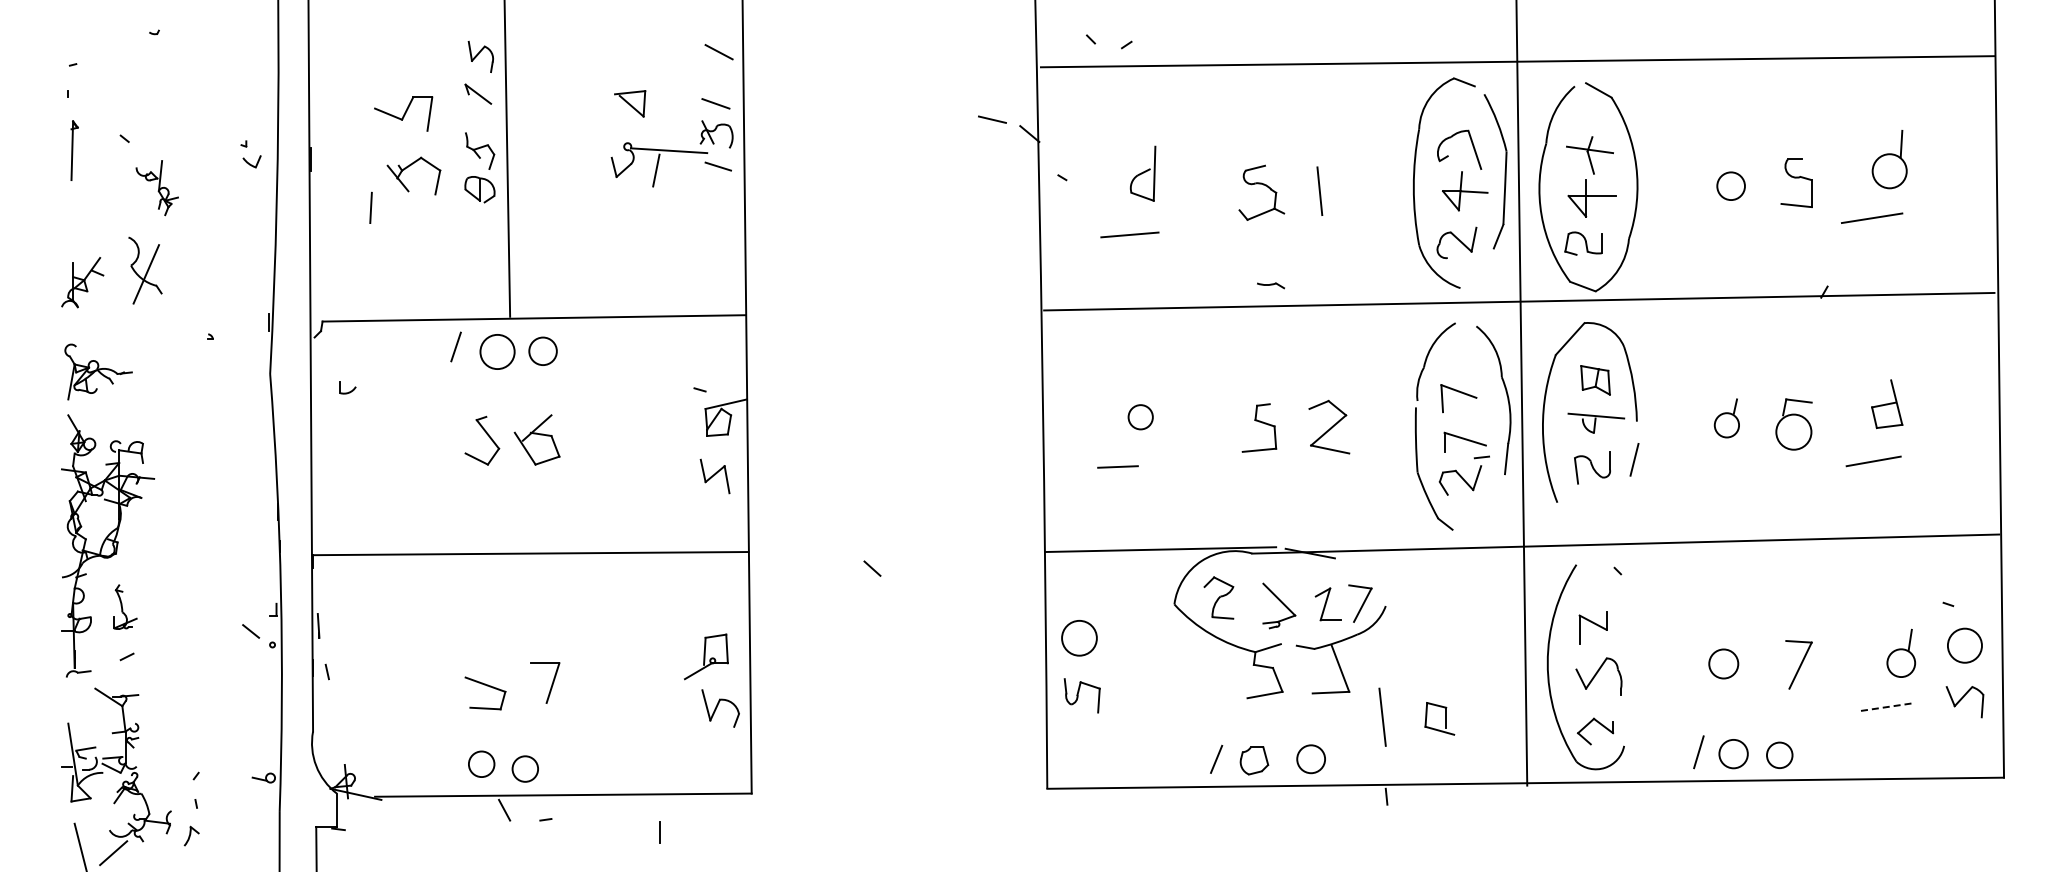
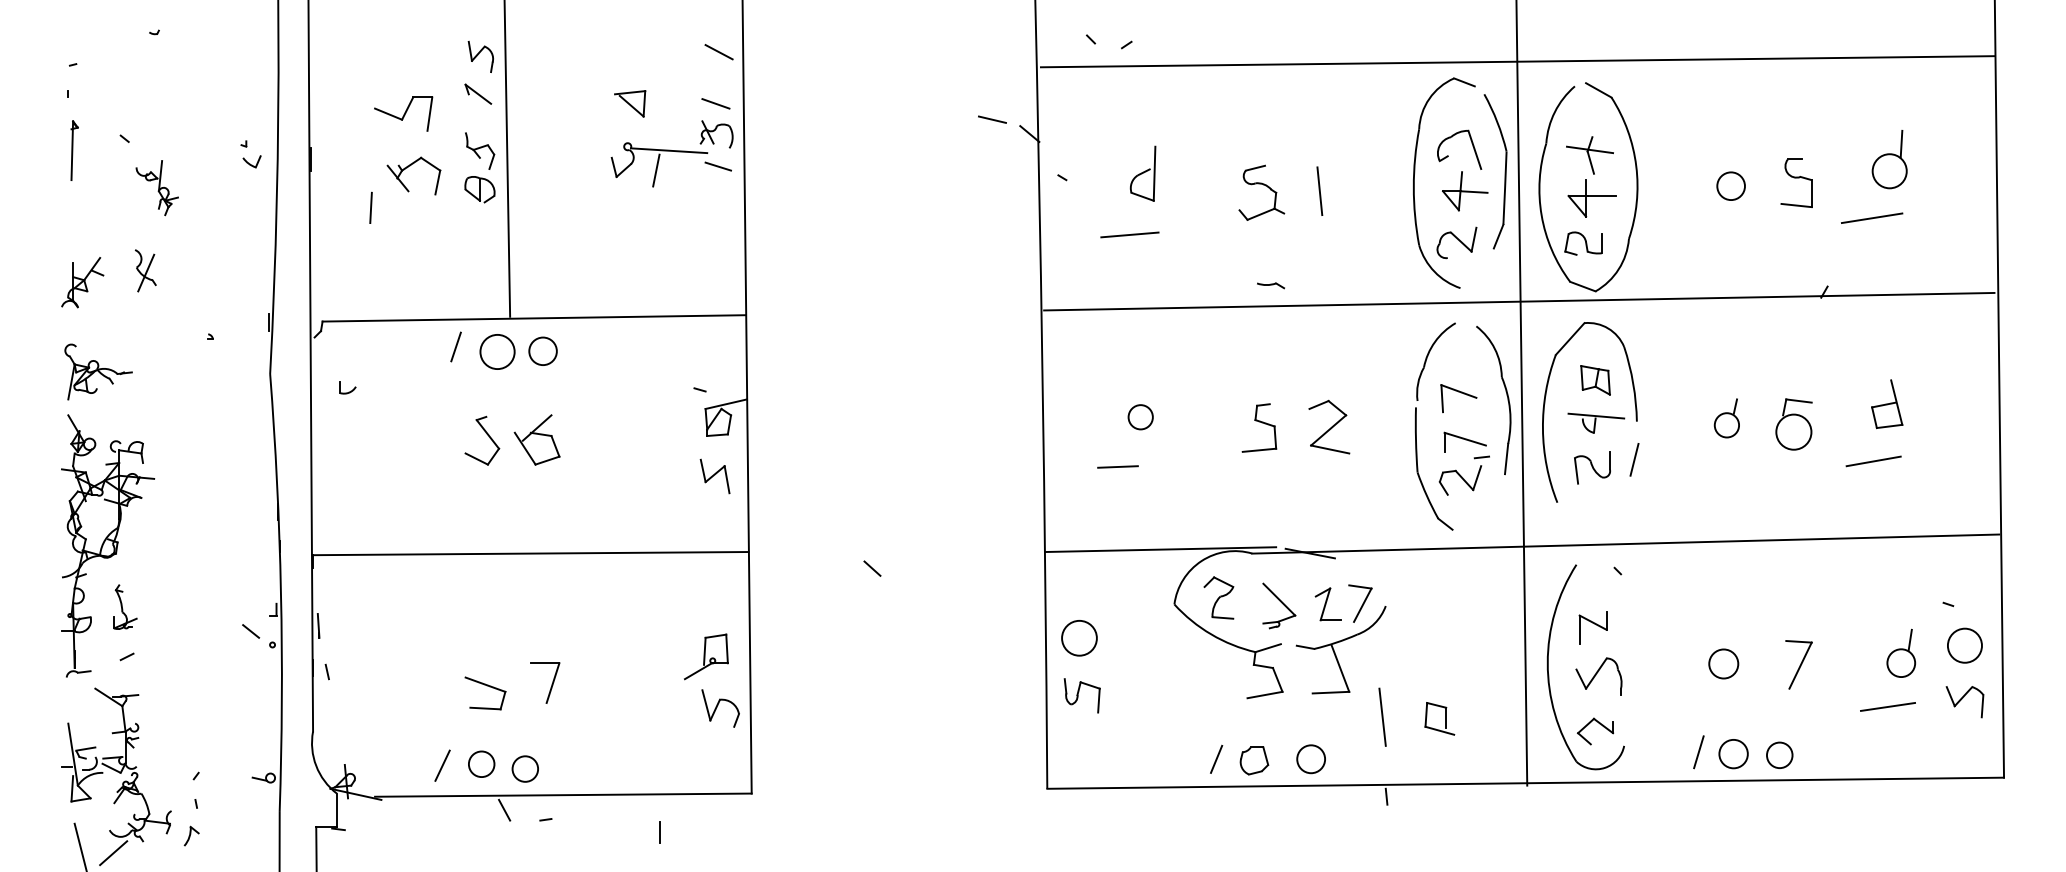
part size: 35x69 px -> 22x44 px (145, 270)
line: dashed -> solid (1888, 706)
line: none -> present (442, 765)
